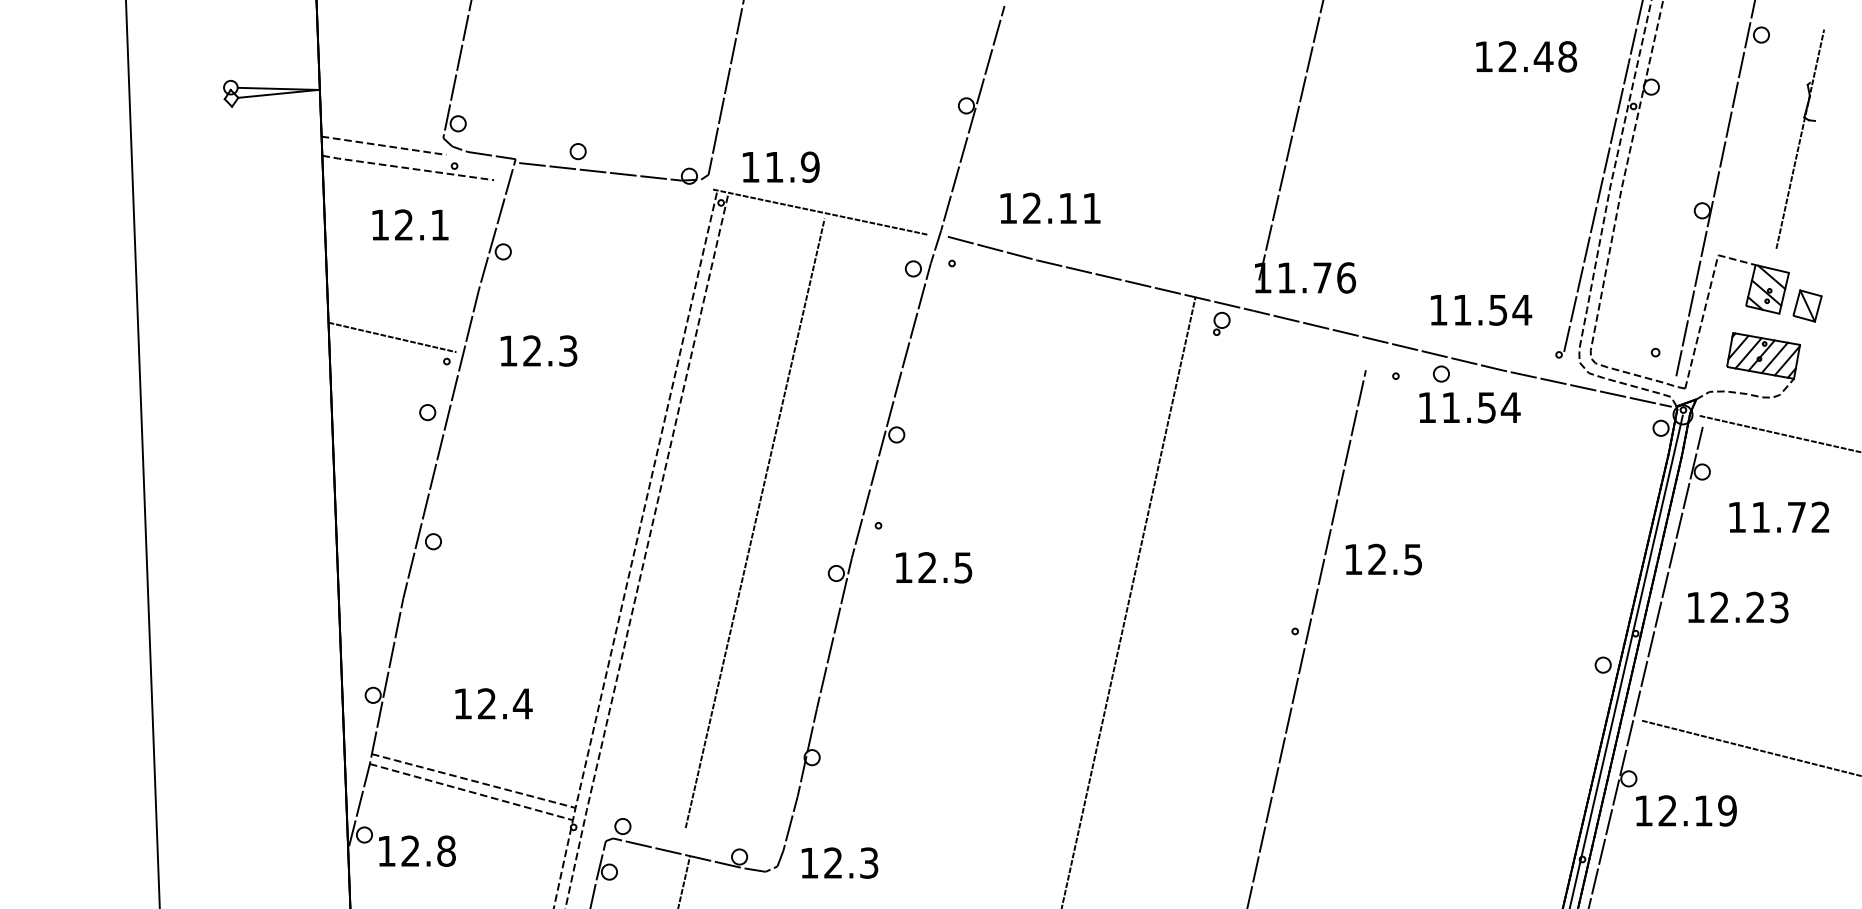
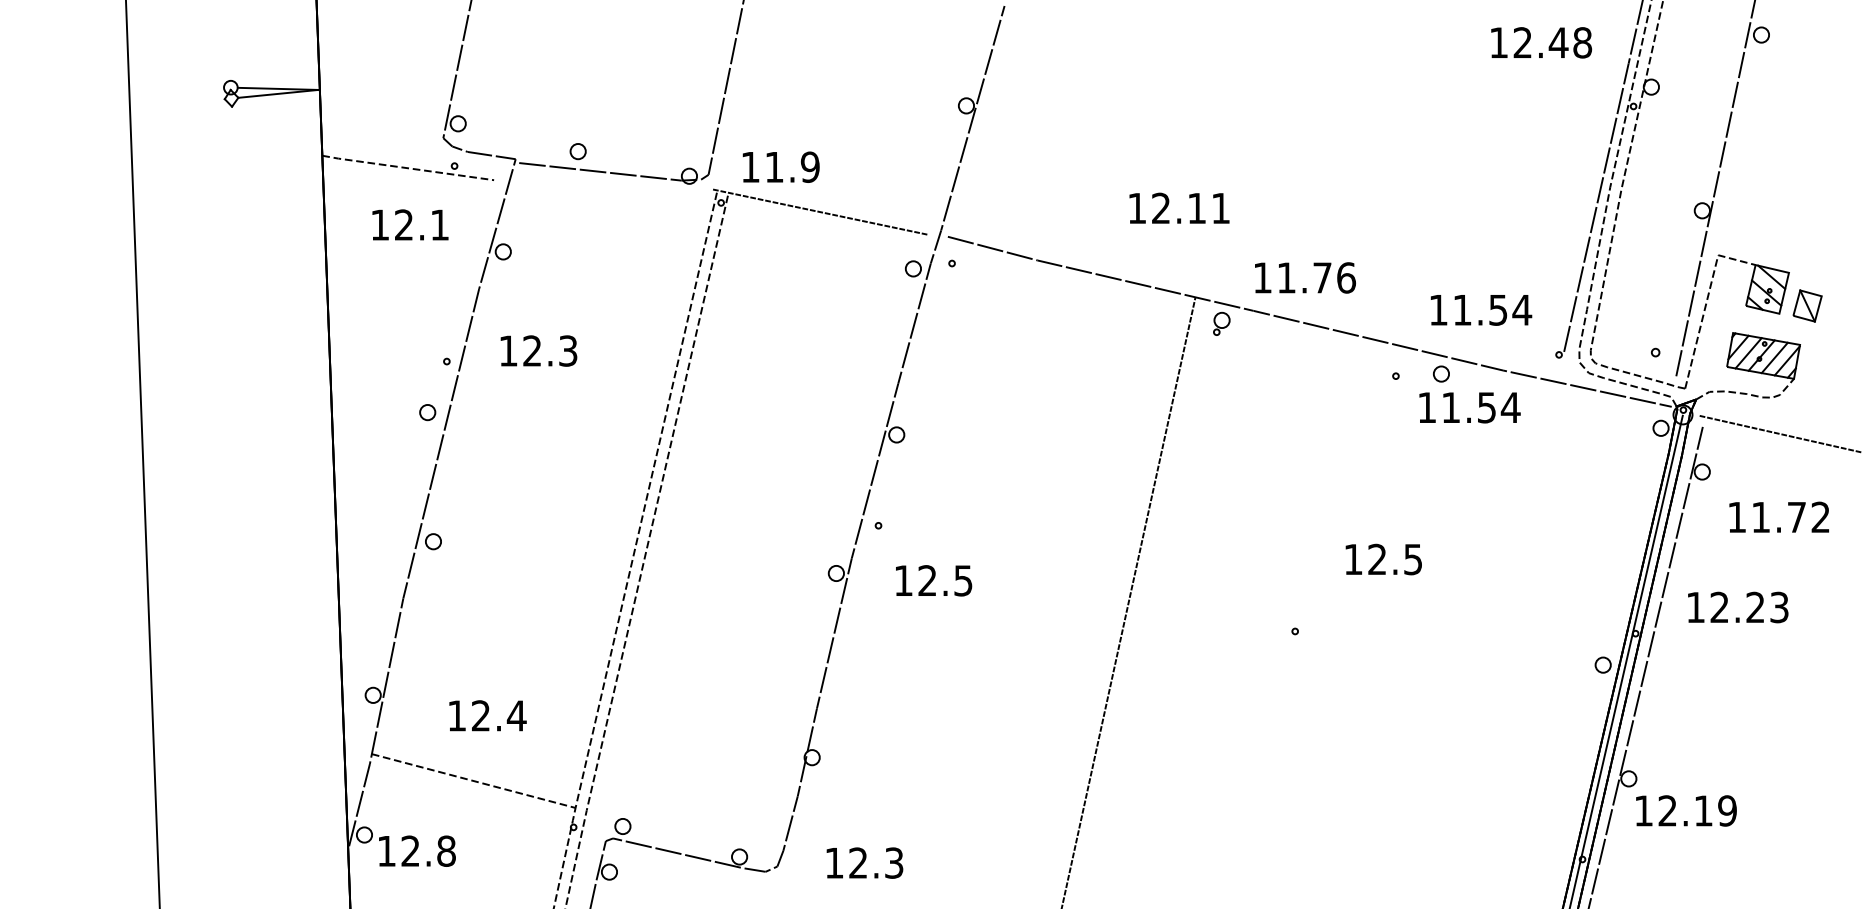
text position: (1526, 56) -> (1541, 42) (1541, 42)
part: present -> none (1799, 138)
line: present -> none (1290, 141)
line: present -> none (383, 145)
text position: (1050, 207) -> (1179, 207) (1179, 207)
line: present -> none (392, 337)
line: present -> none (754, 523)
text position: (934, 567) -> (934, 580) (934, 580)
line: present -> none (1306, 637)
text position: (493, 703) -> (487, 715) (487, 715)
line: present -> none (1750, 747)
line: present -> none (470, 792)
text position: (839, 862) -> (864, 862) (864, 862)
line: present -> none (684, 880)
